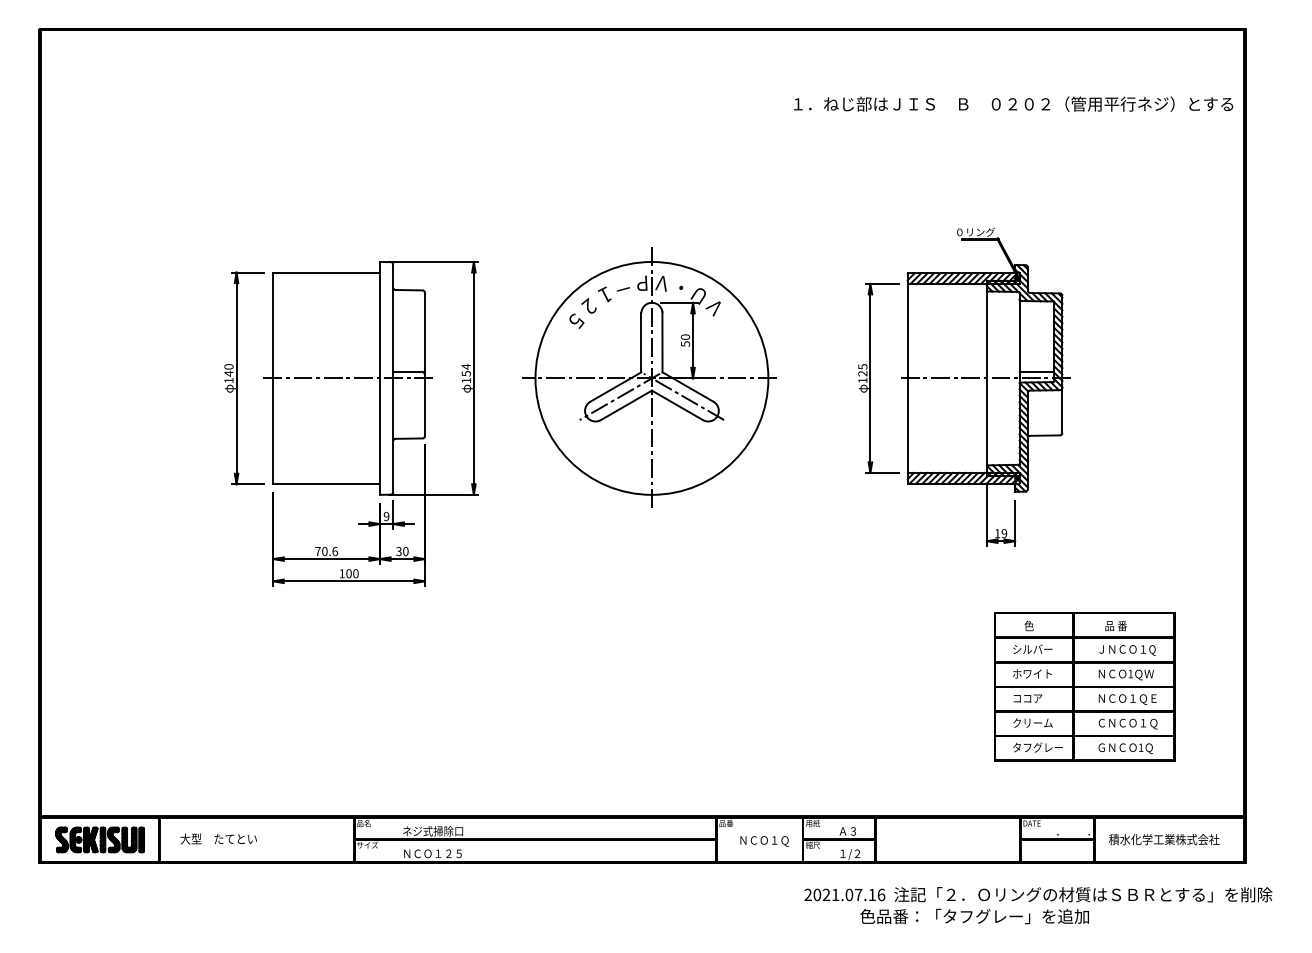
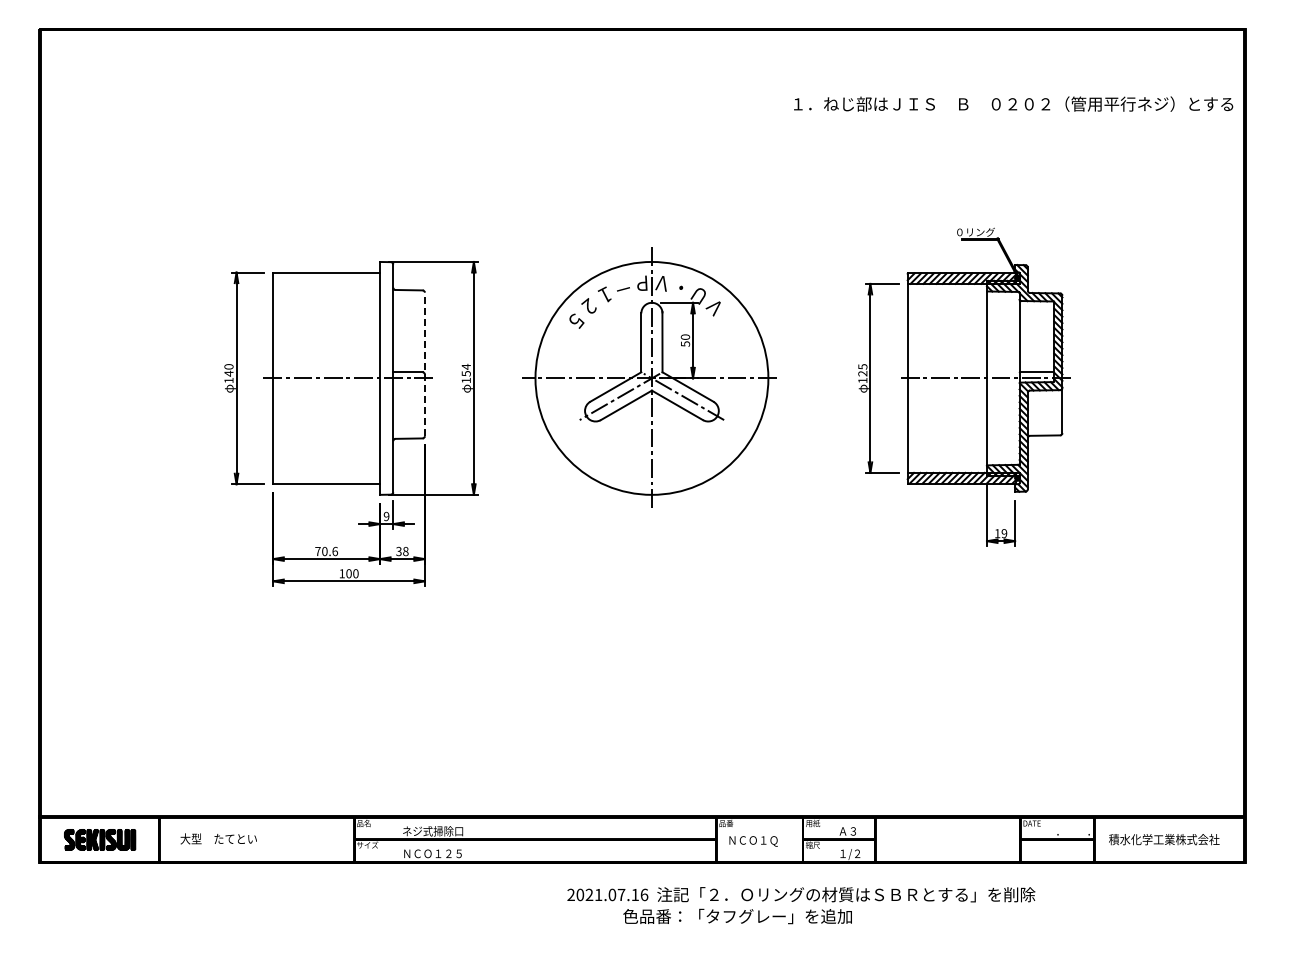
line: solid -> dashed (424, 364)
text: 30 -> 38 (405, 551)
part: present -> none (1084, 686)
part size: 90x28 px -> 73x22 px (100, 839)
text position: (764, 841) -> (753, 841) (753, 841)
text position: (1038, 905) -> (801, 905) (801, 905)
